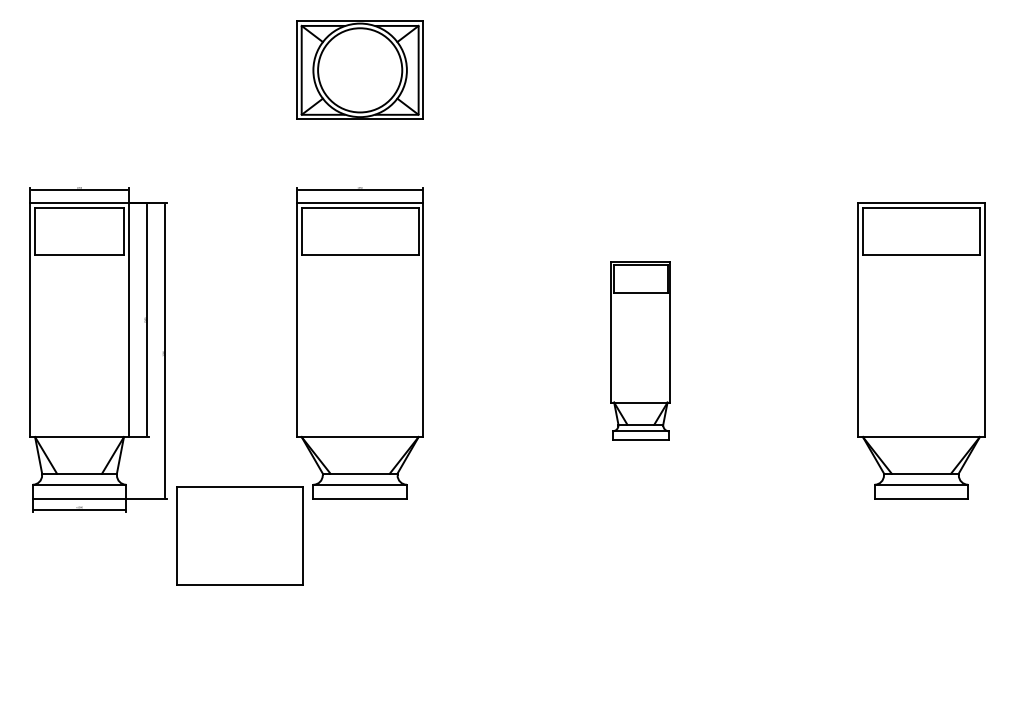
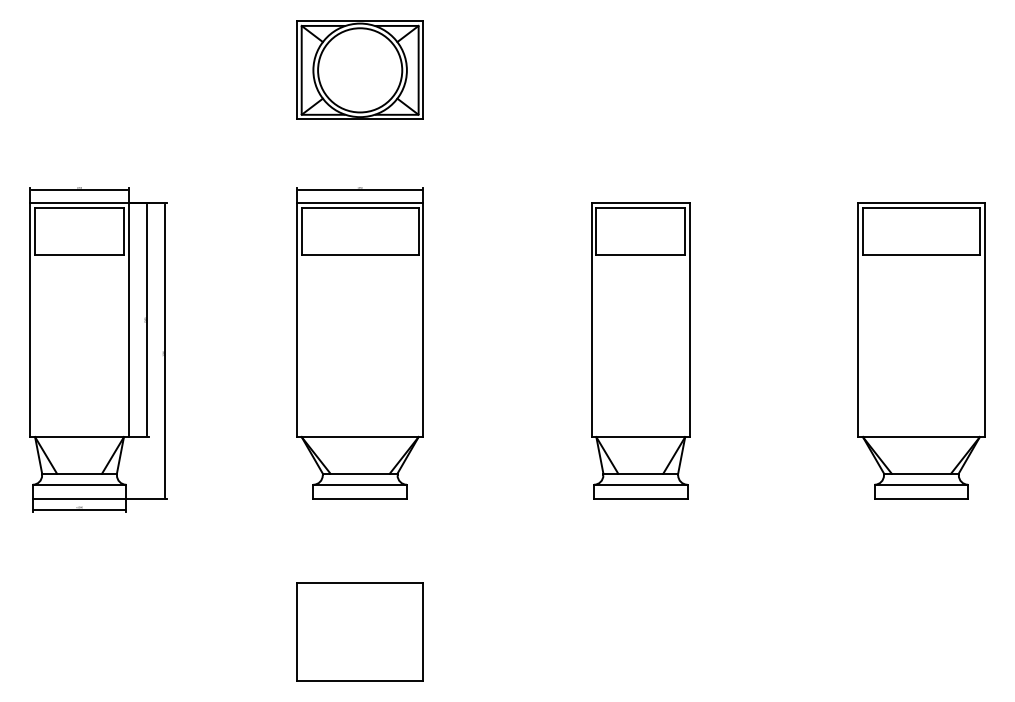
part size: 61x180 px -> 100x298 px (640, 350)
part position: (239, 535) -> (359, 631) (359, 631)
